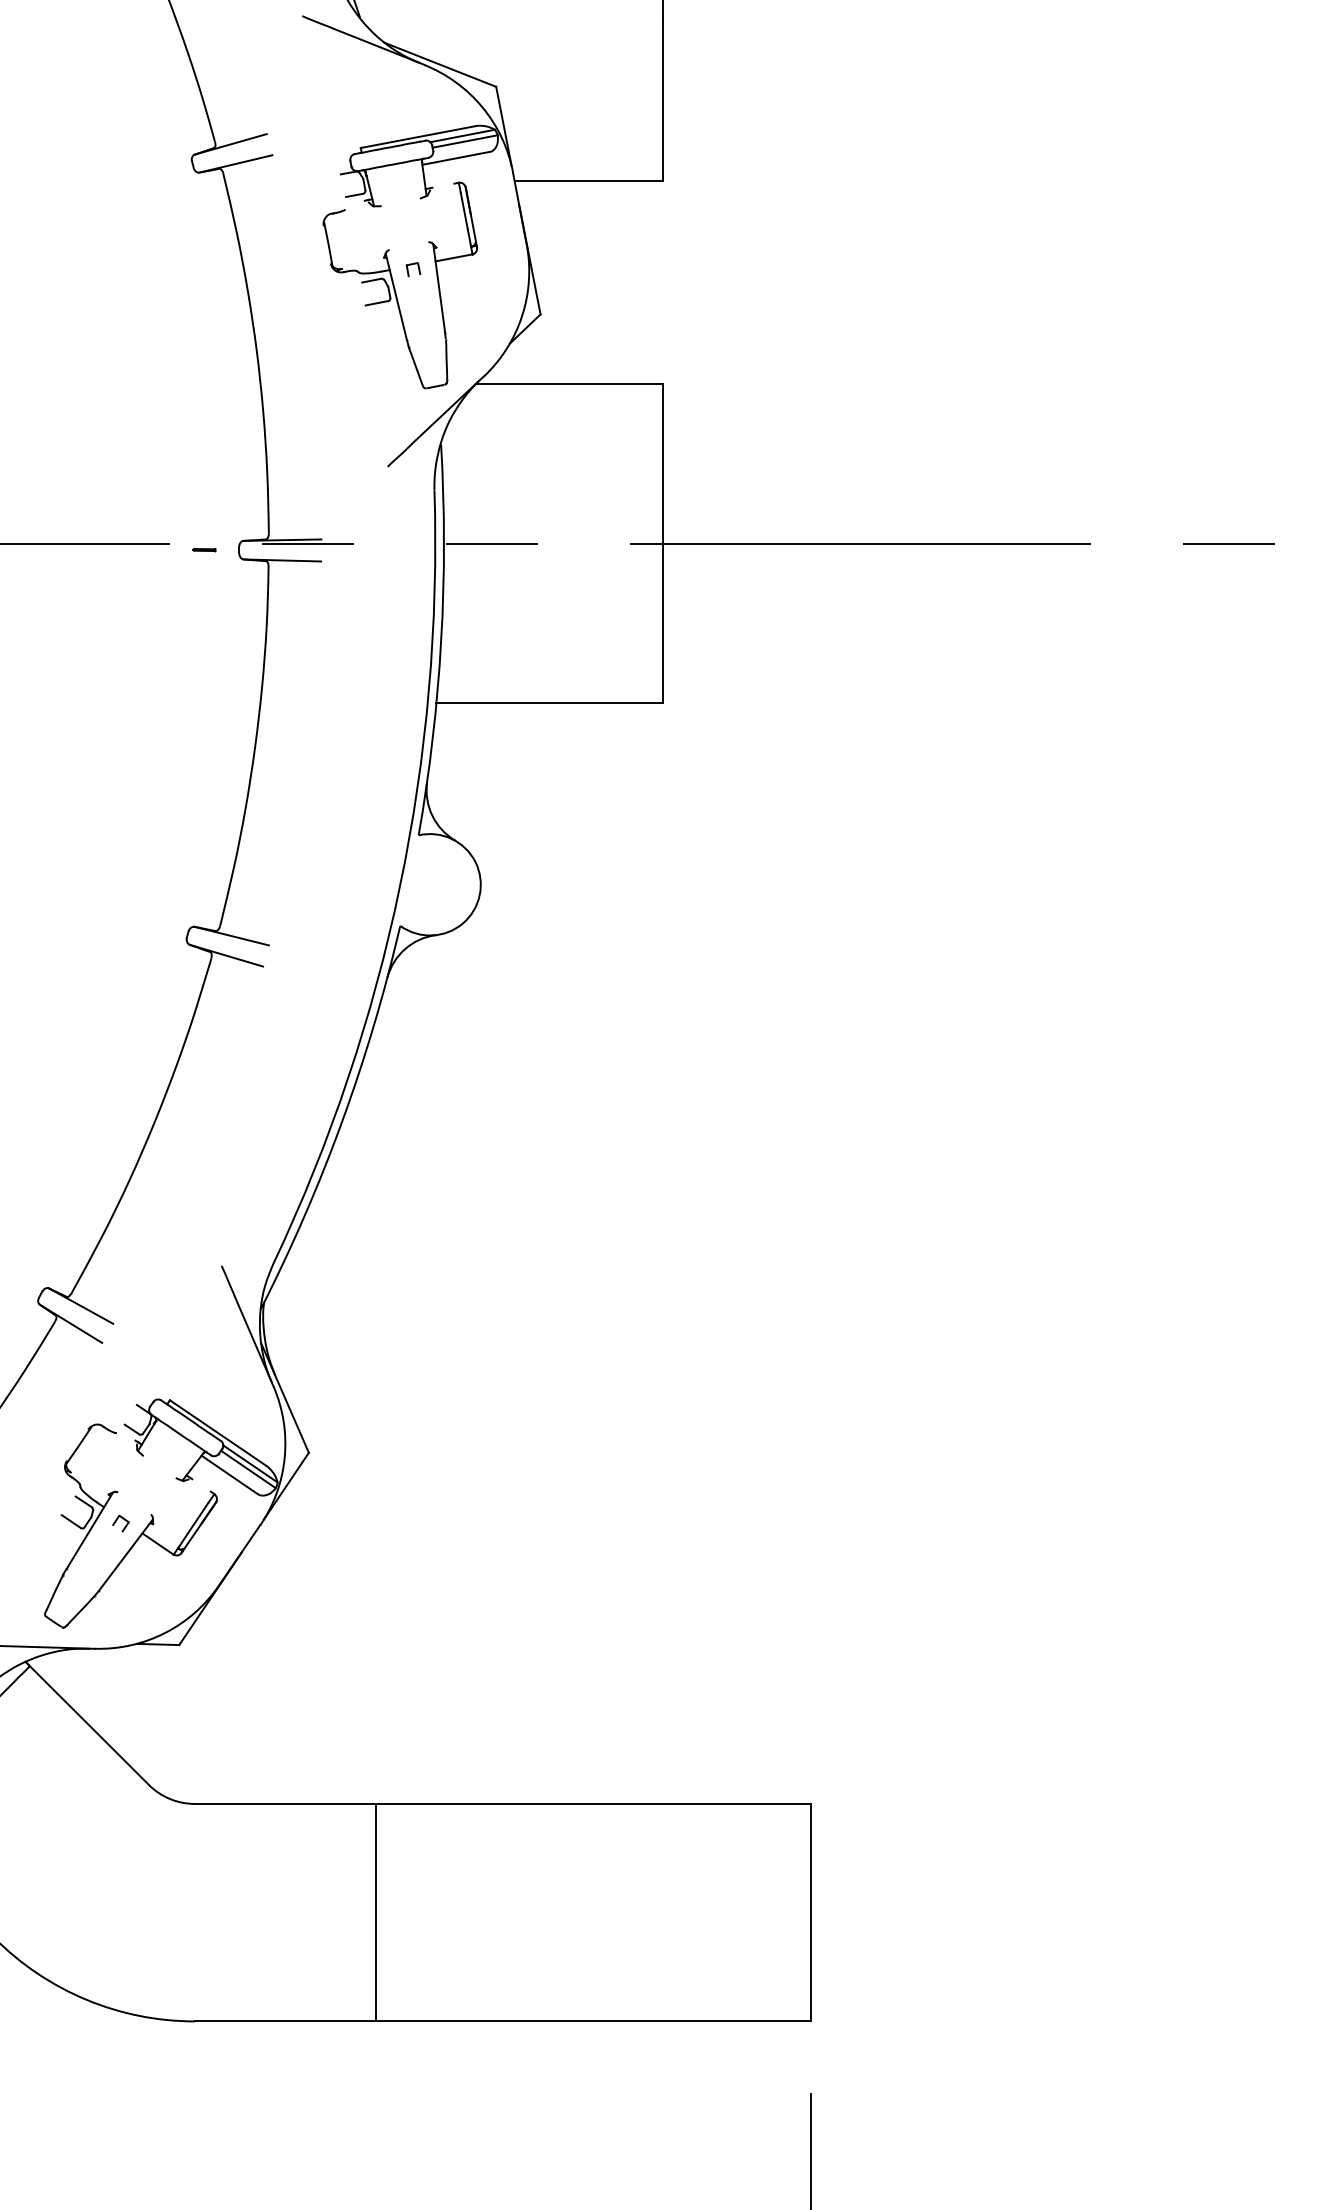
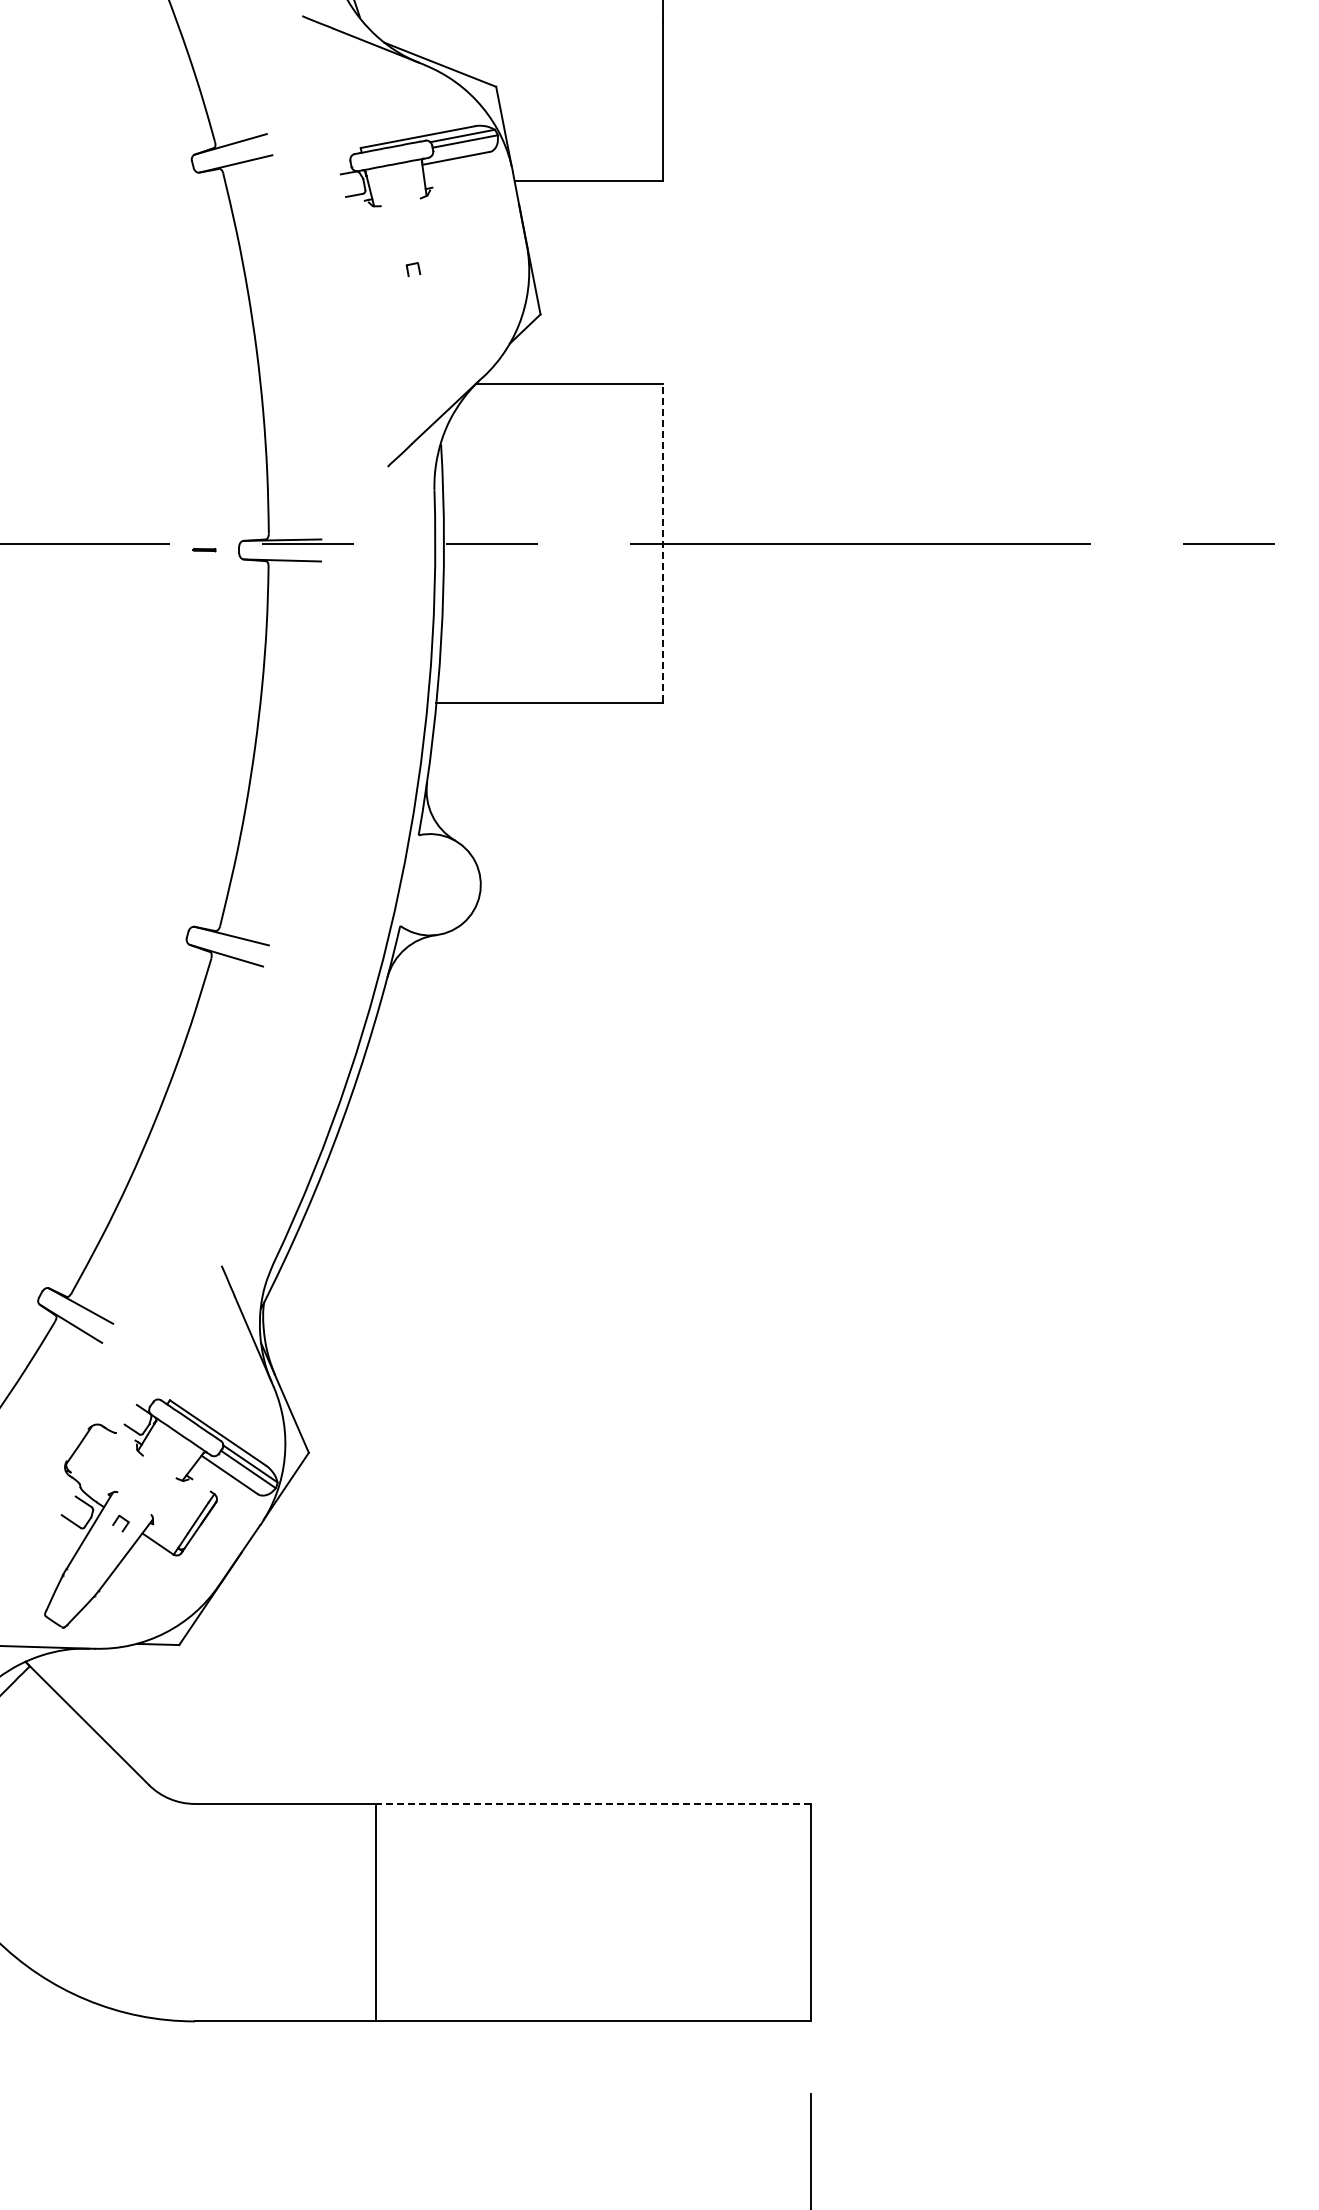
part: present -> none (399, 285)
line: solid -> dashed (663, 543)
line: solid -> dashed (593, 1803)
